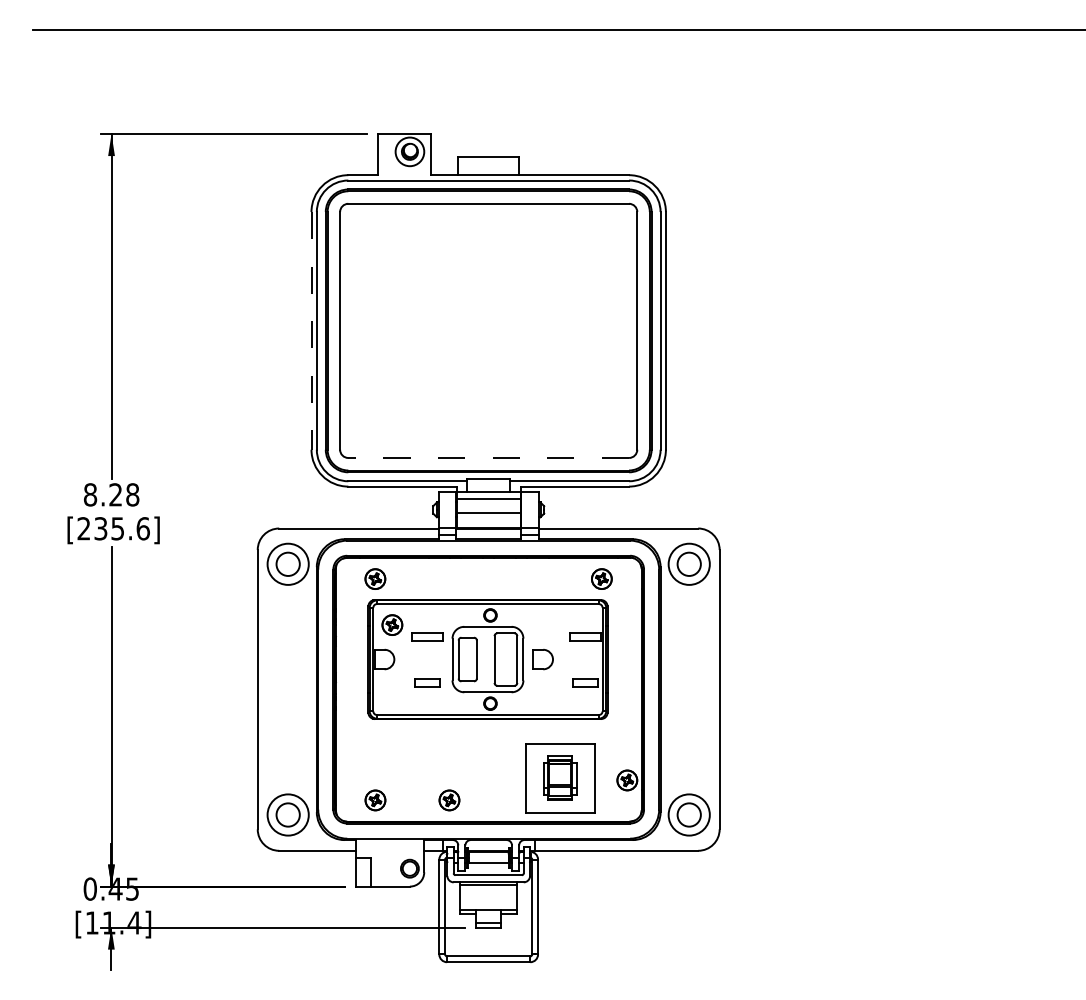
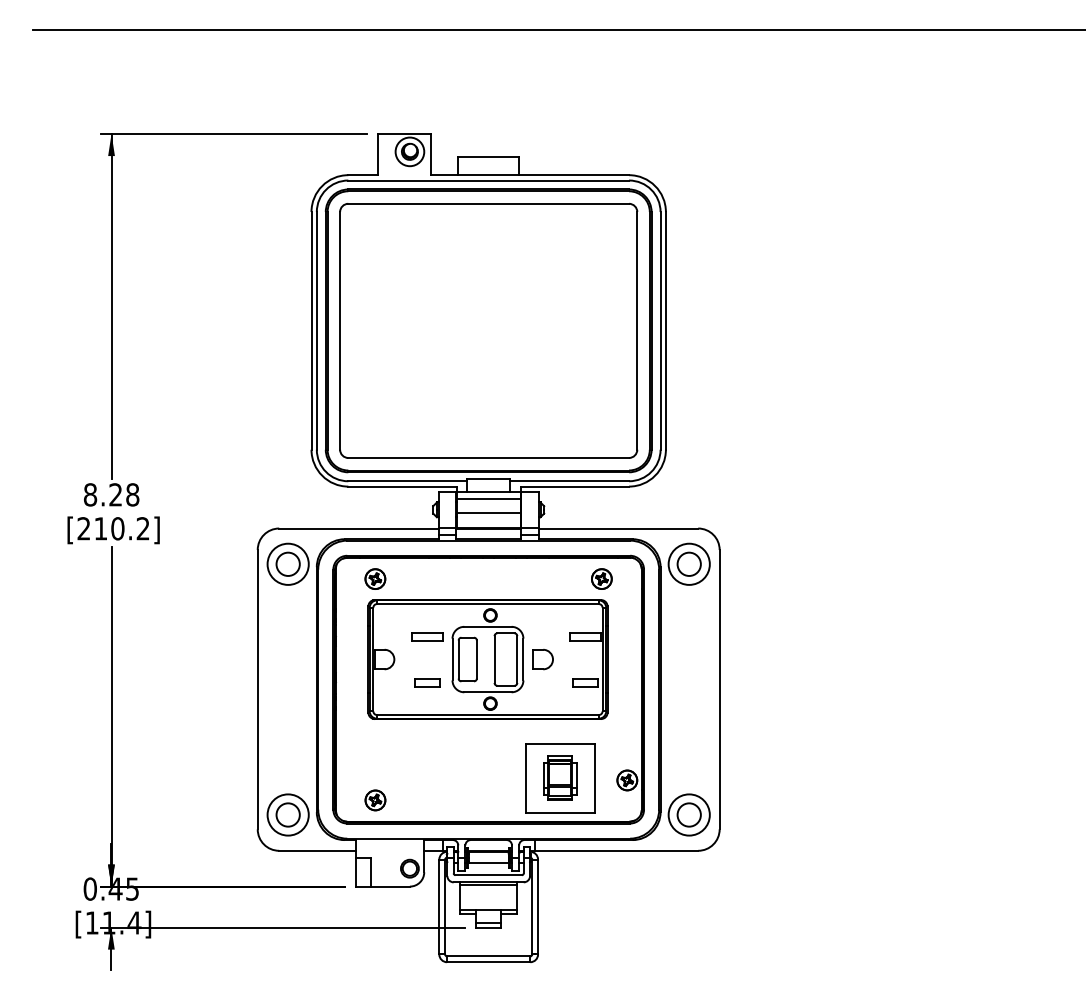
line: dashed -> solid (311, 330)
line: dashed -> solid (488, 457)
text: [235.6] -> [210.2] (121, 528)
part: present -> none (392, 624)
part: present -> none (449, 800)
